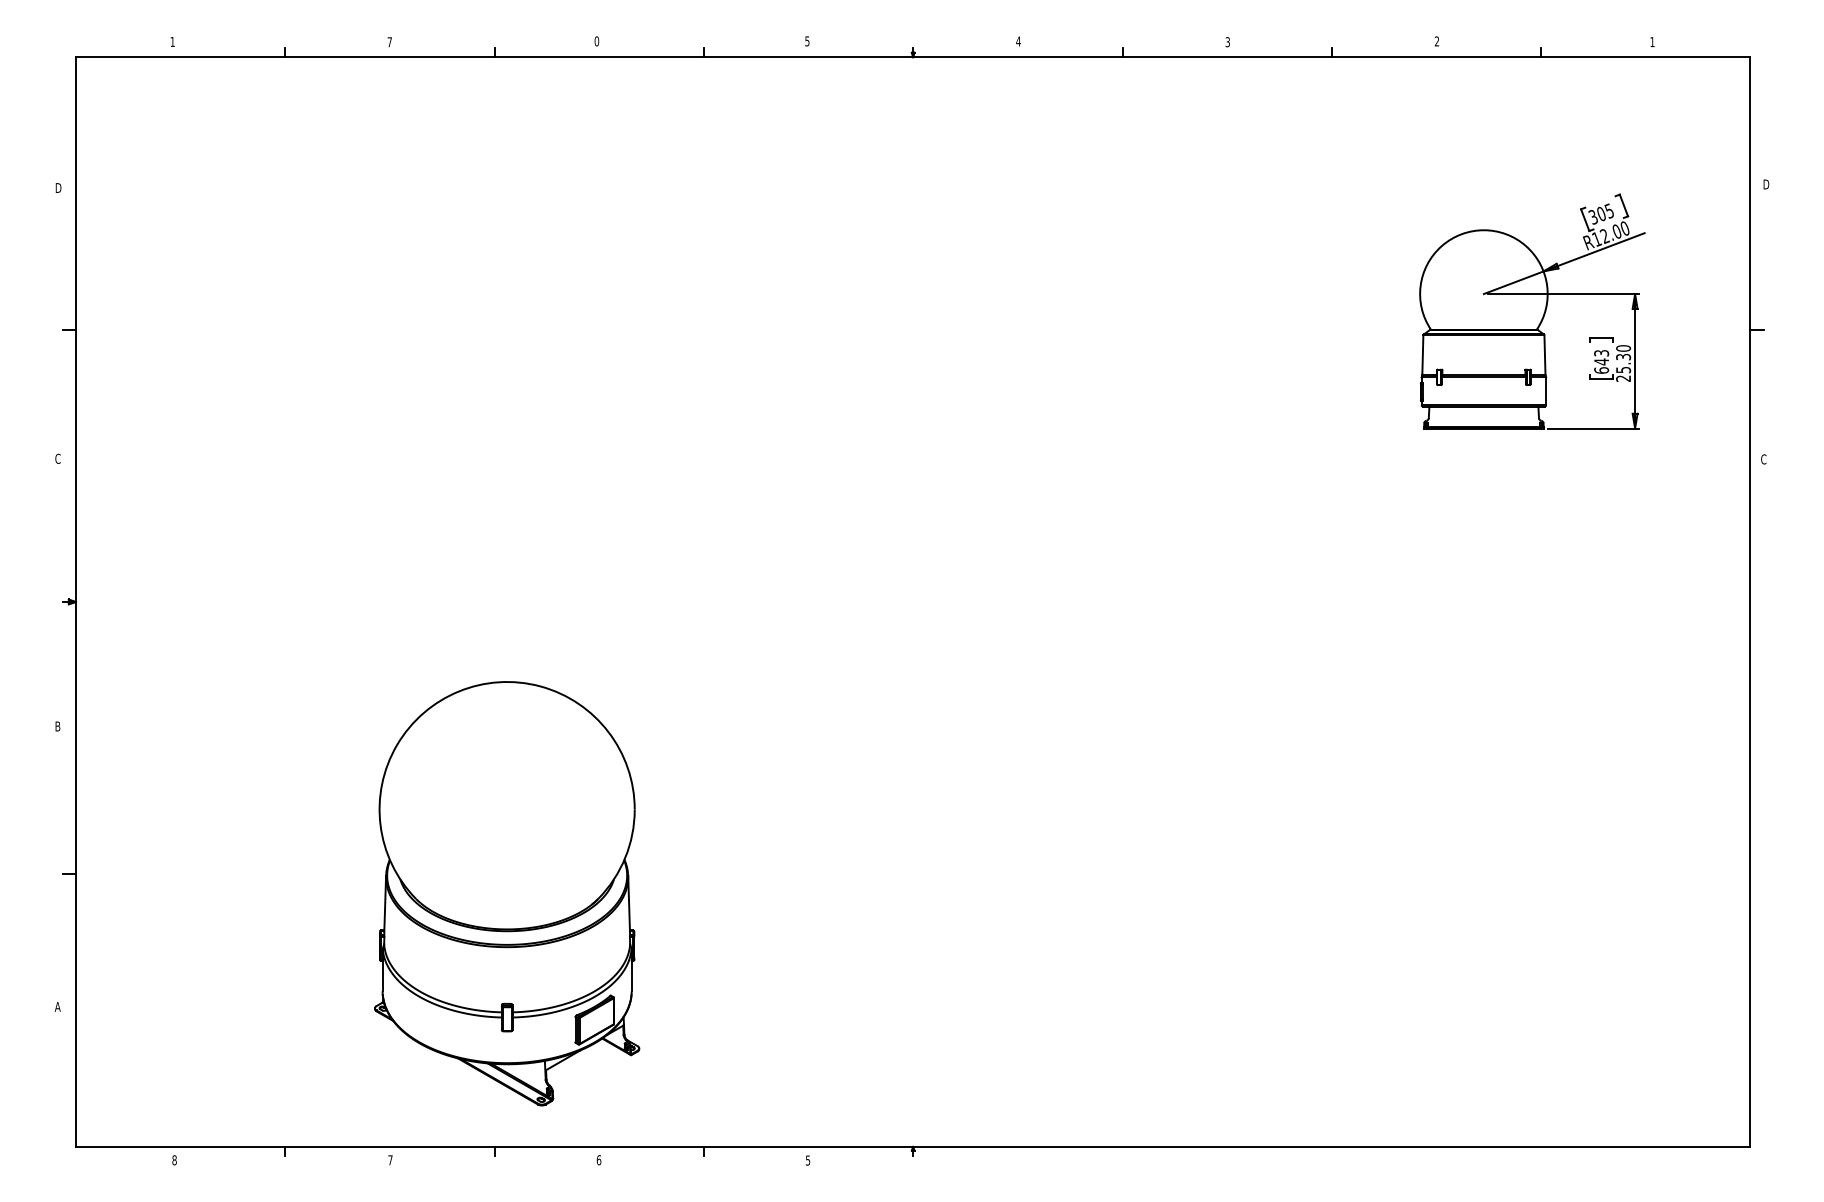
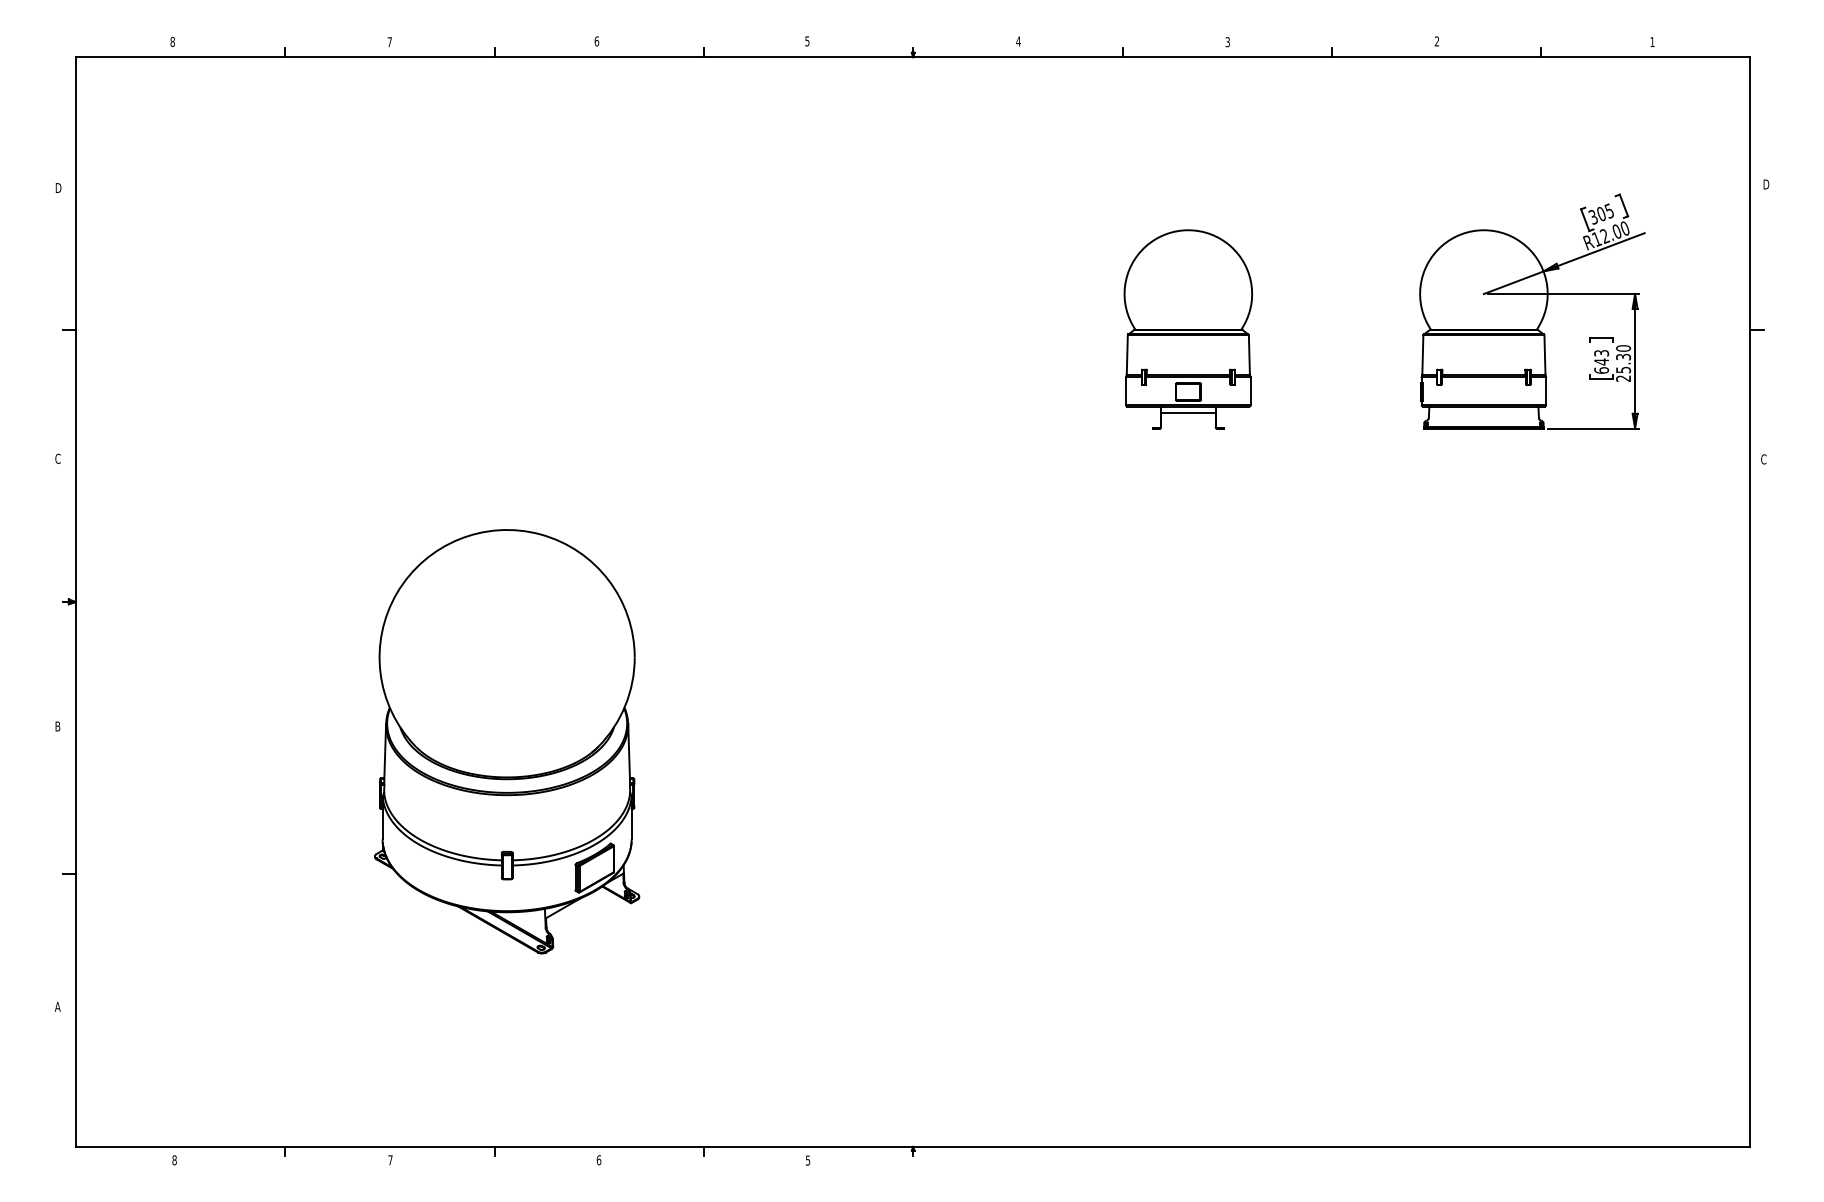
text: 0 -> 6 (597, 40)
text: 1 -> 8 (172, 41)
part: none -> present (1188, 329)
part position: (507, 893) -> (507, 741) (507, 741)
